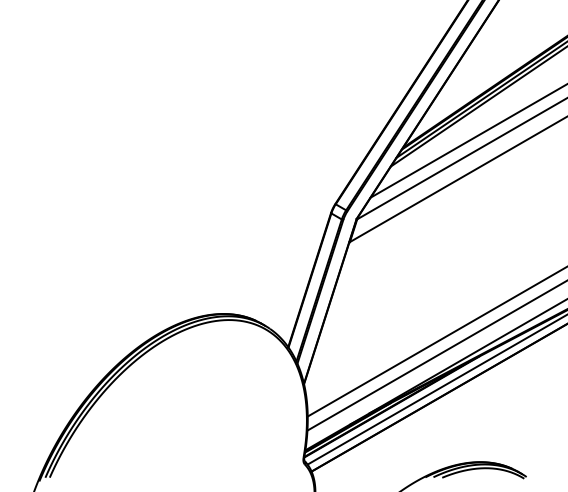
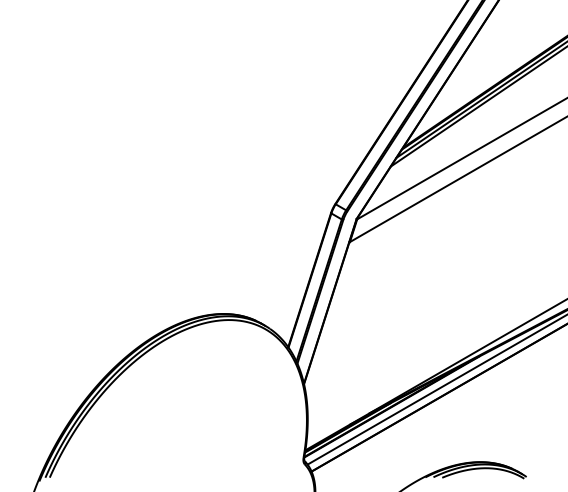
line: present -> none (467, 141)
line: present -> none (435, 342)
line: present -> none (435, 356)
